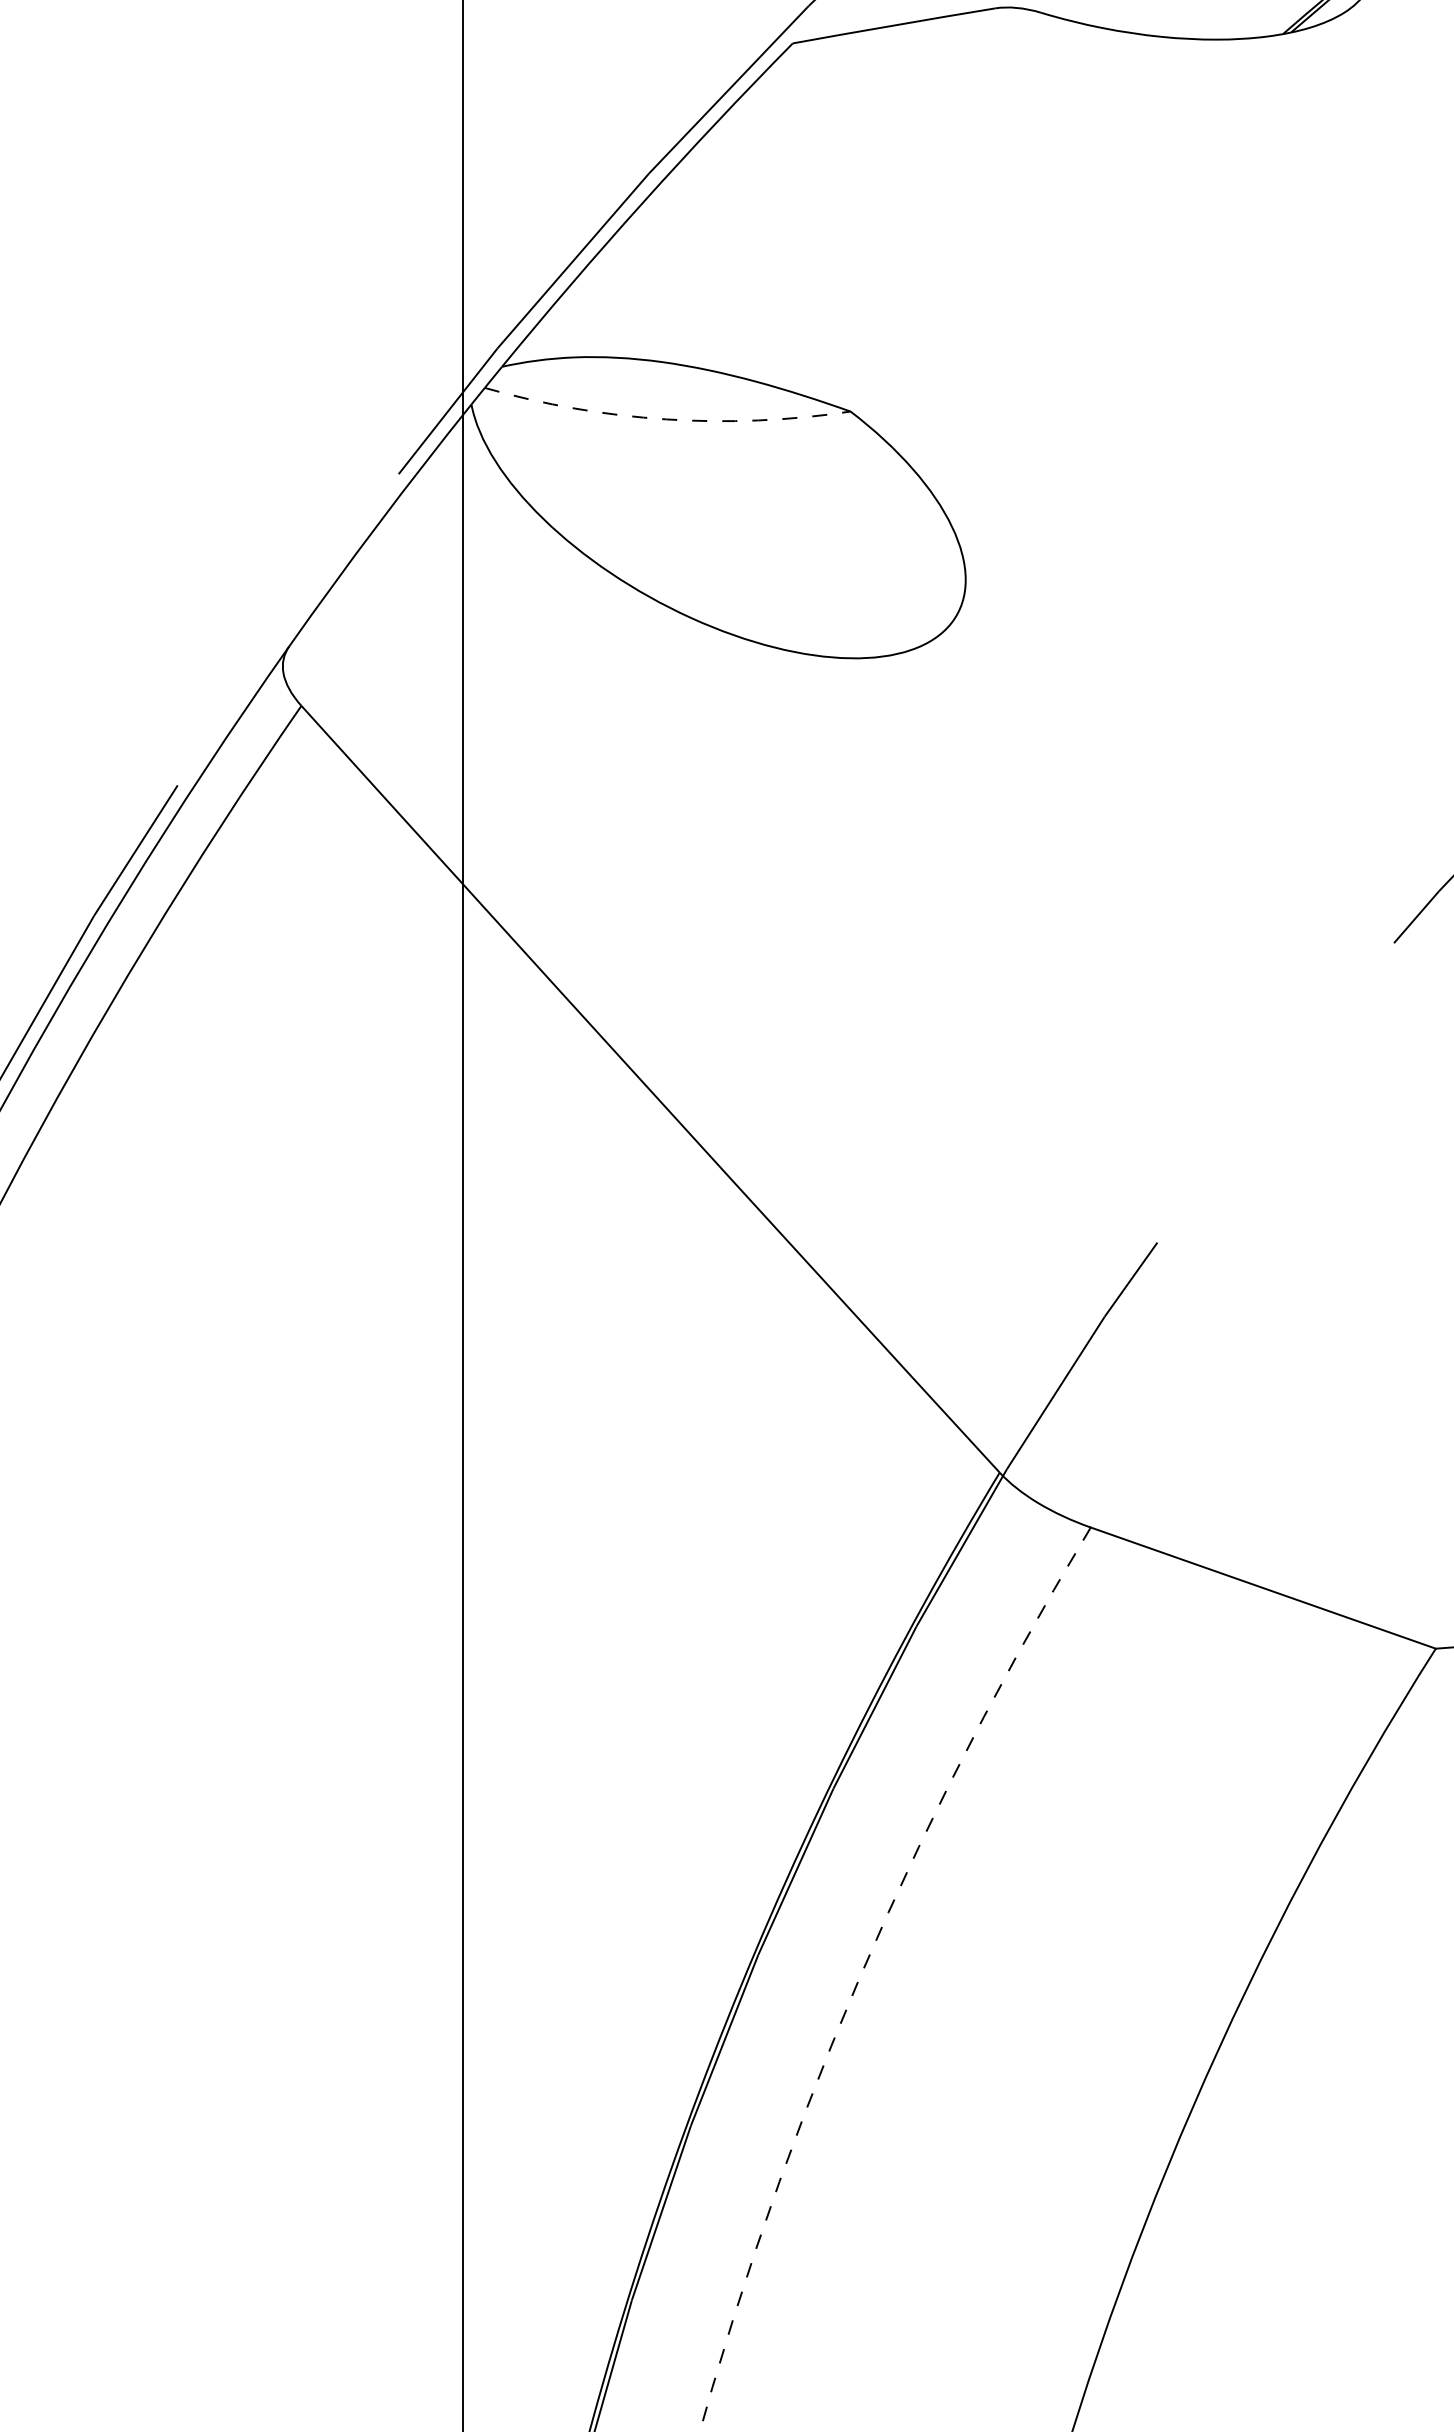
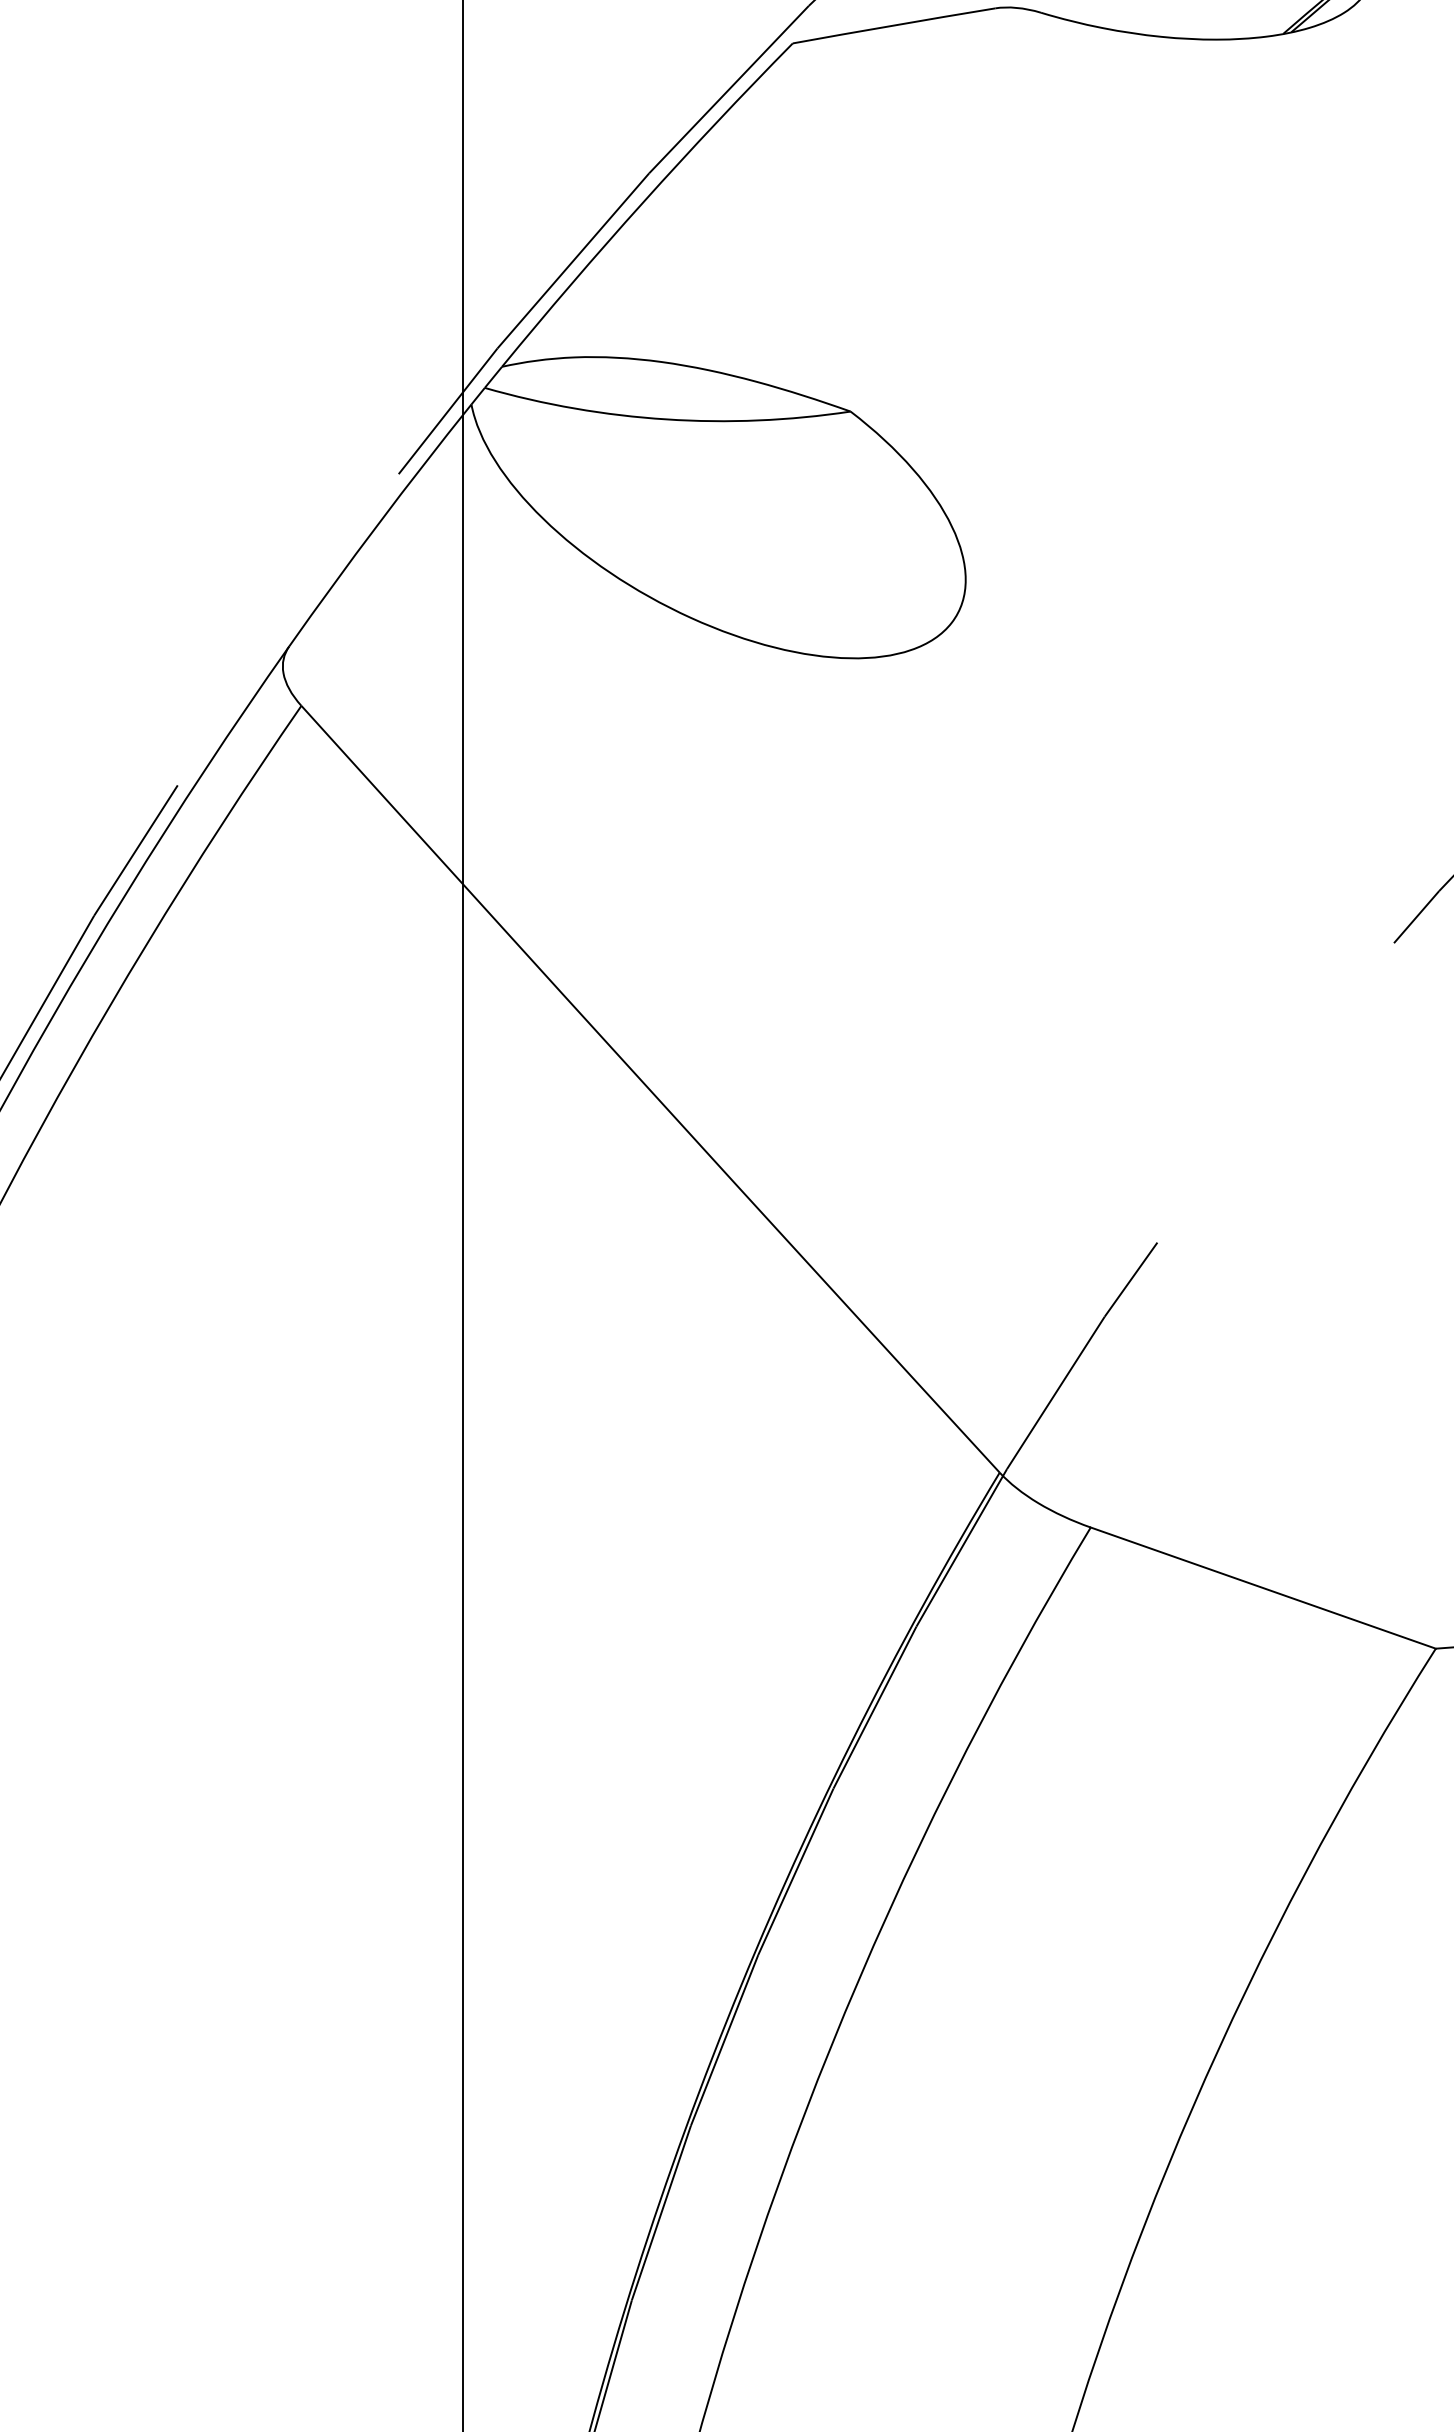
arc: dashed -> solid (666, 419)
arc: dashed -> solid (864, 1967)
